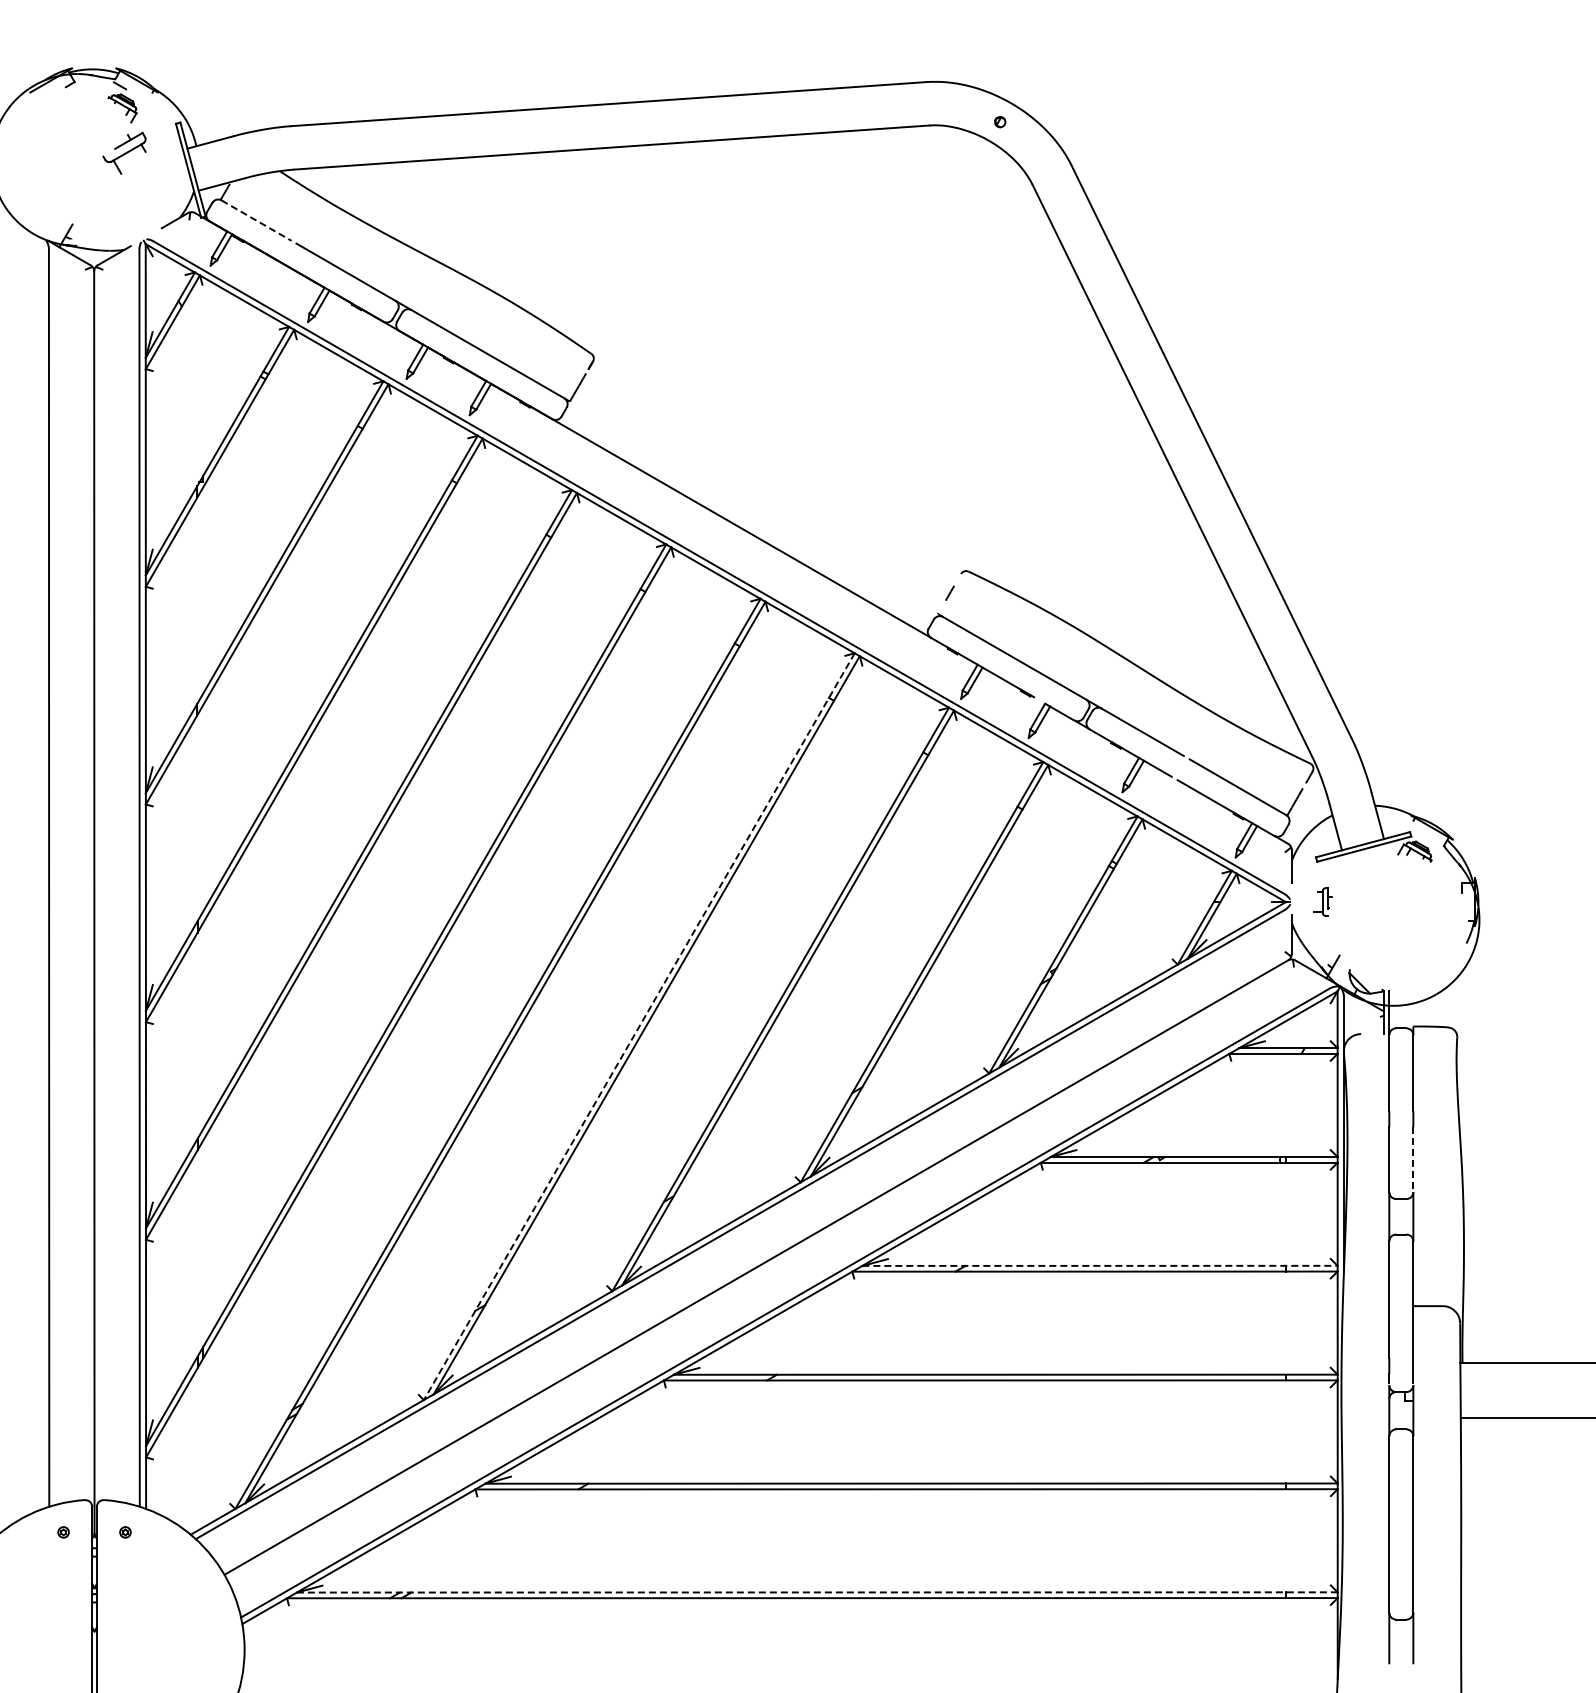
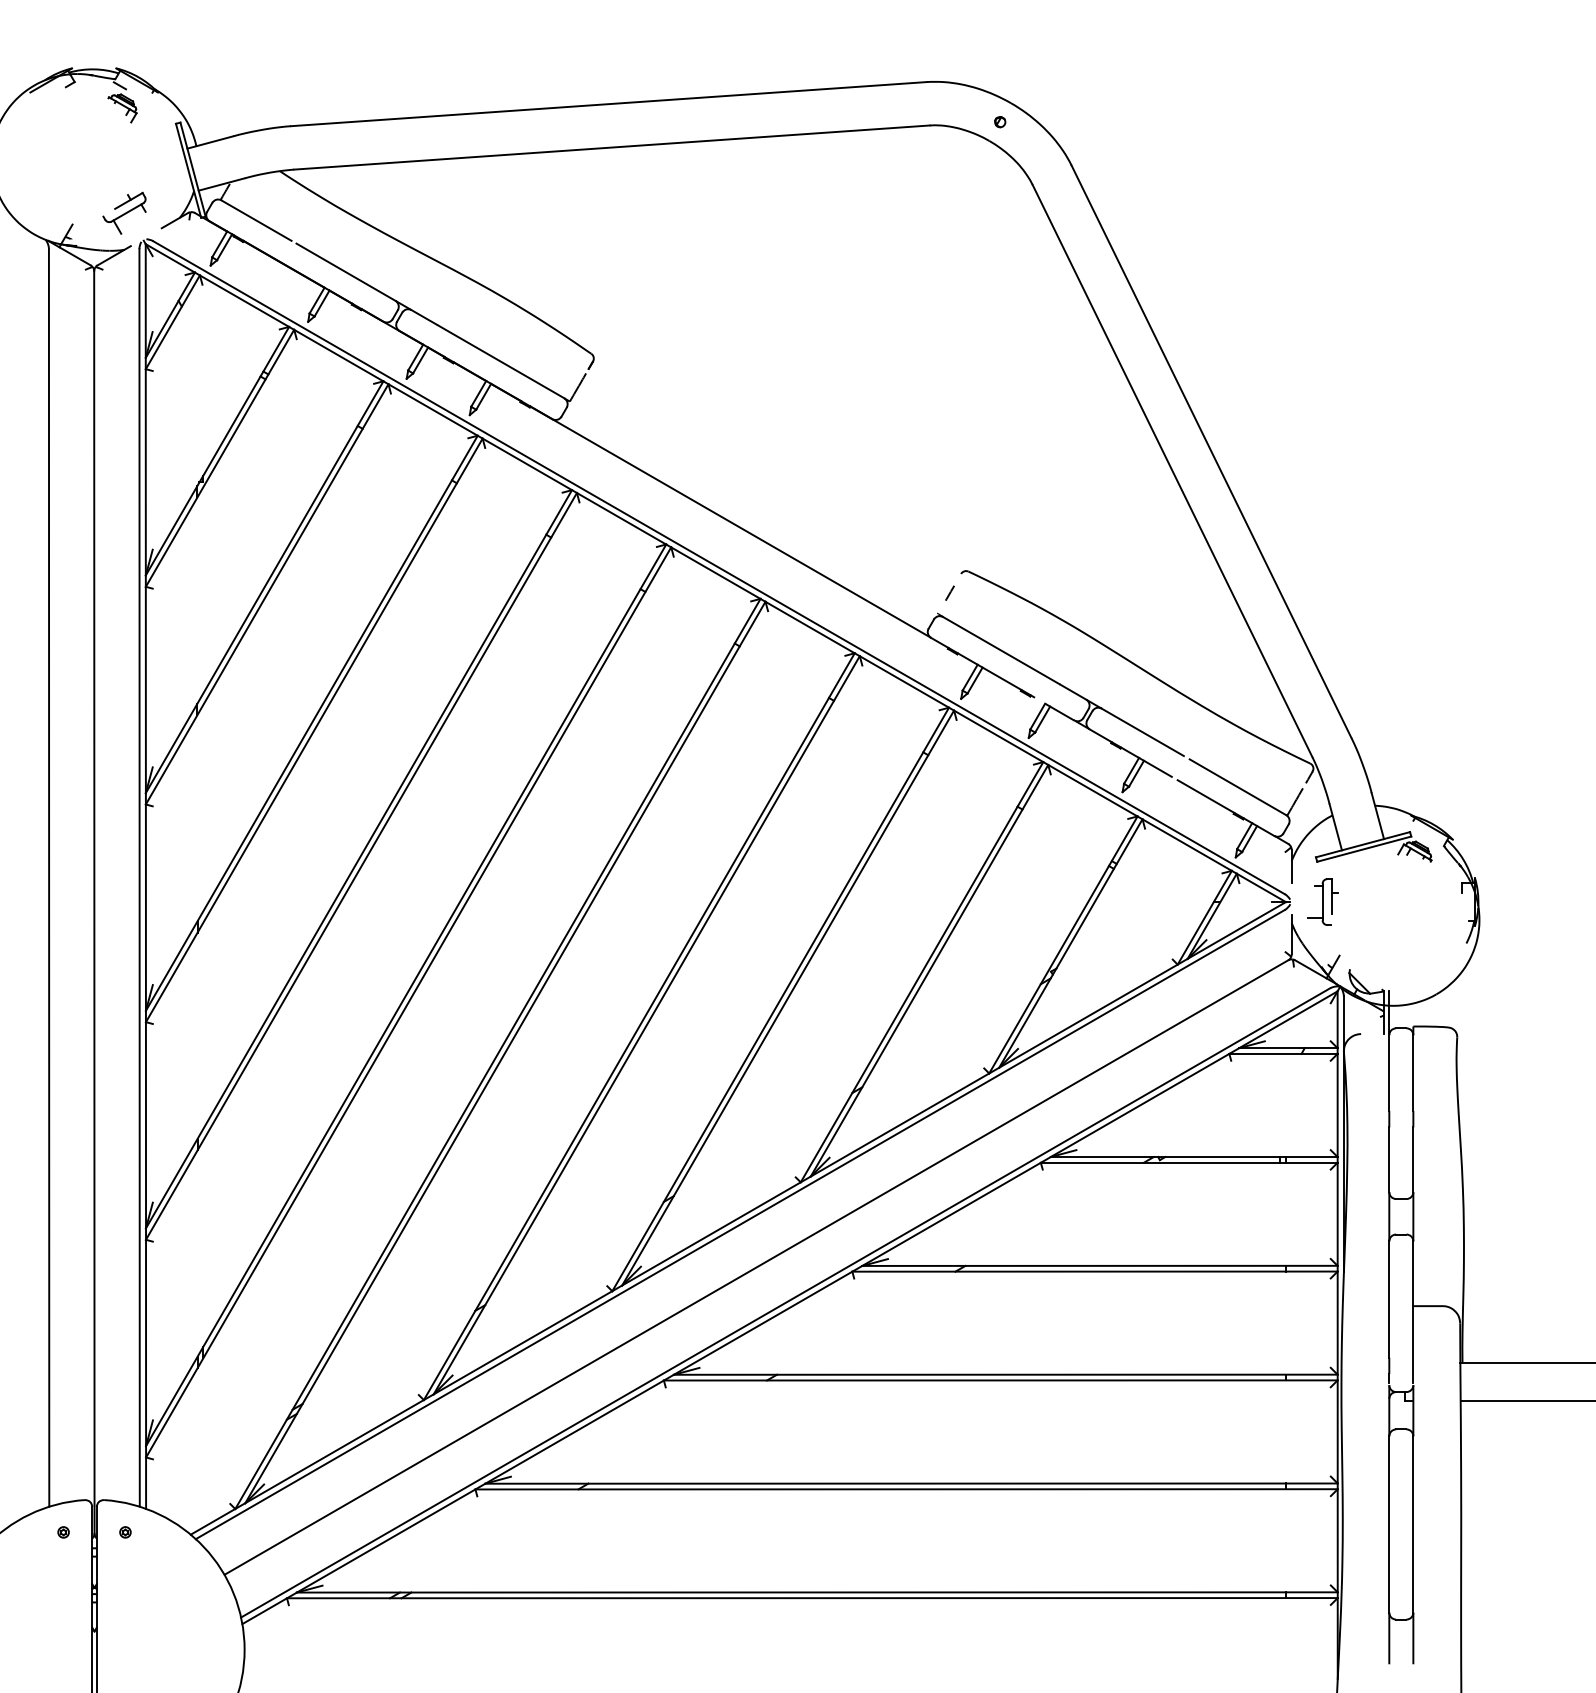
part position: (124, 152) -> (124, 212) (124, 212)
line: dashed -> solid (257, 220)
part size: 20x30 px -> 32x48 px (1322, 901)
line: dashed -> solid (639, 1027)
line: dashed -> solid (1413, 1160)
line: dashed -> solid (1099, 1265)
line position: (1526, 1418) -> (1526, 1401) (1526, 1401)
line: dashed -> solid (817, 1592)
